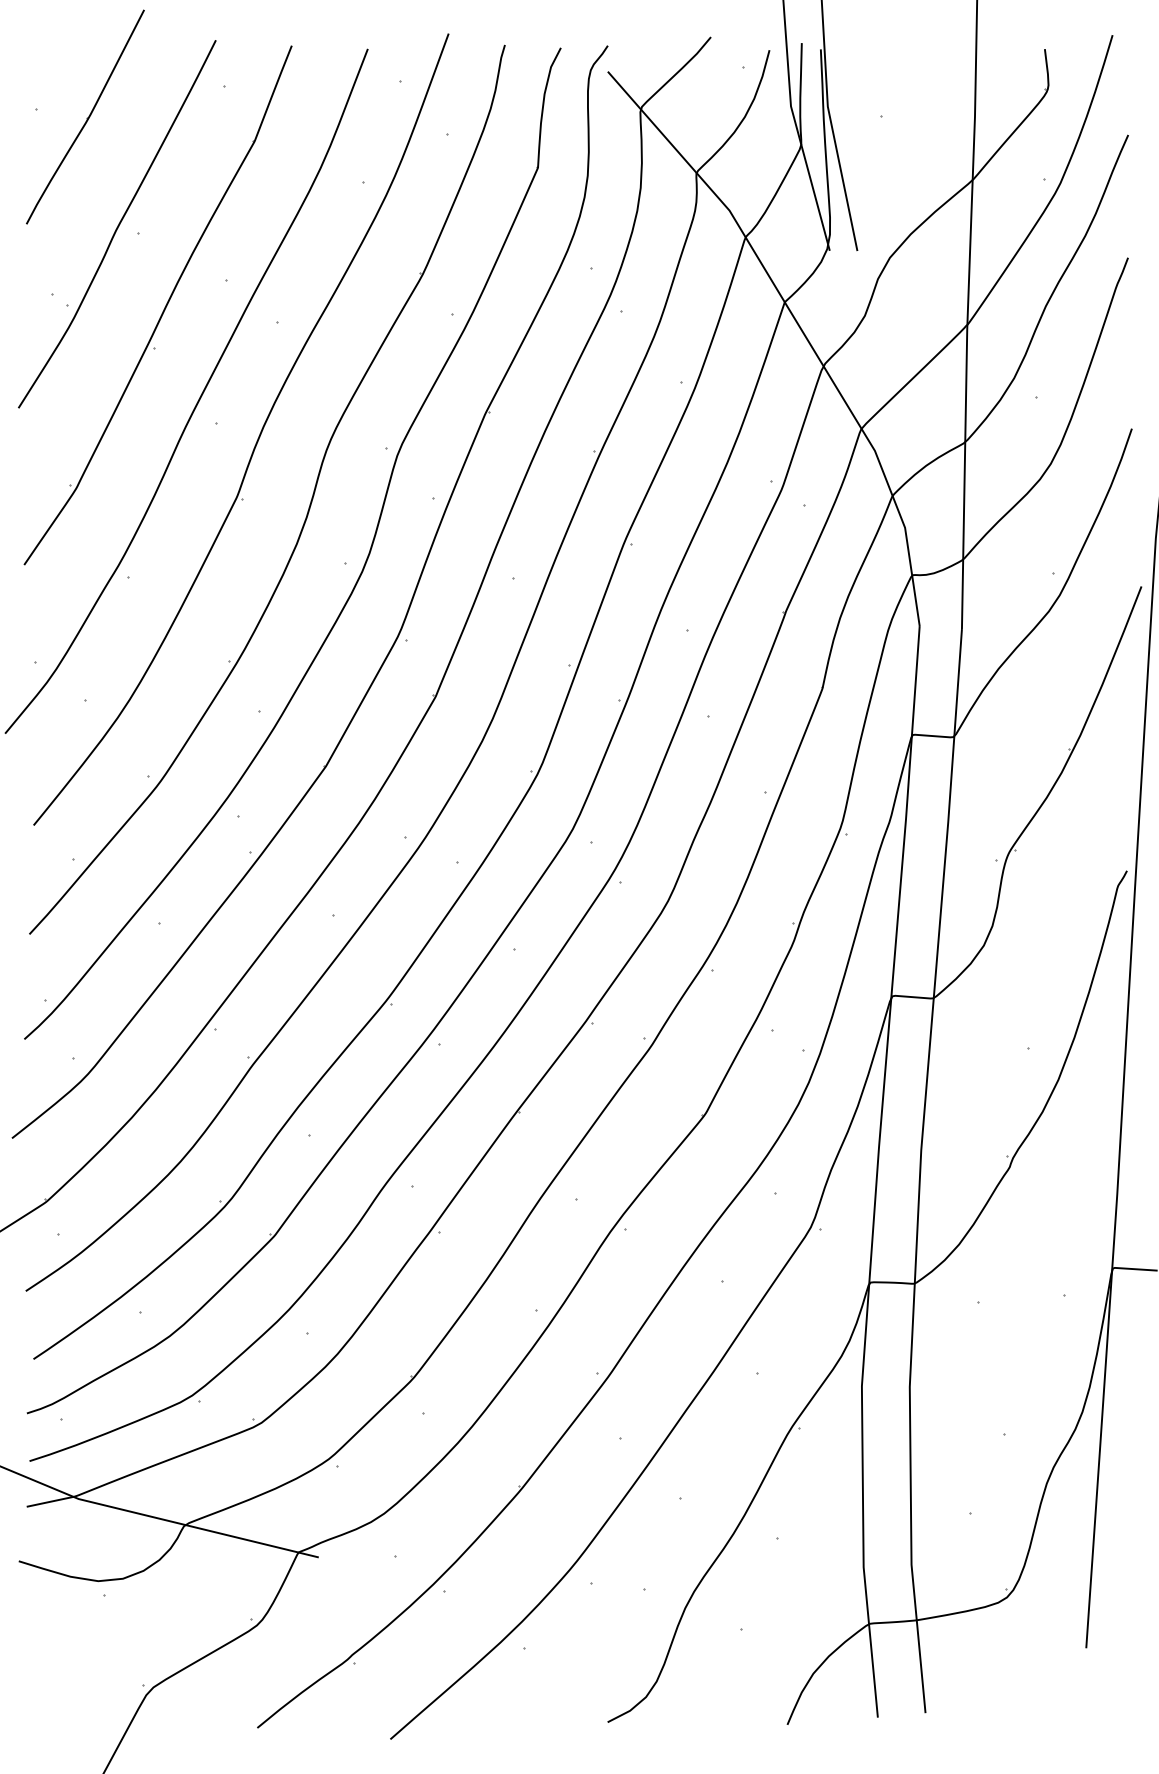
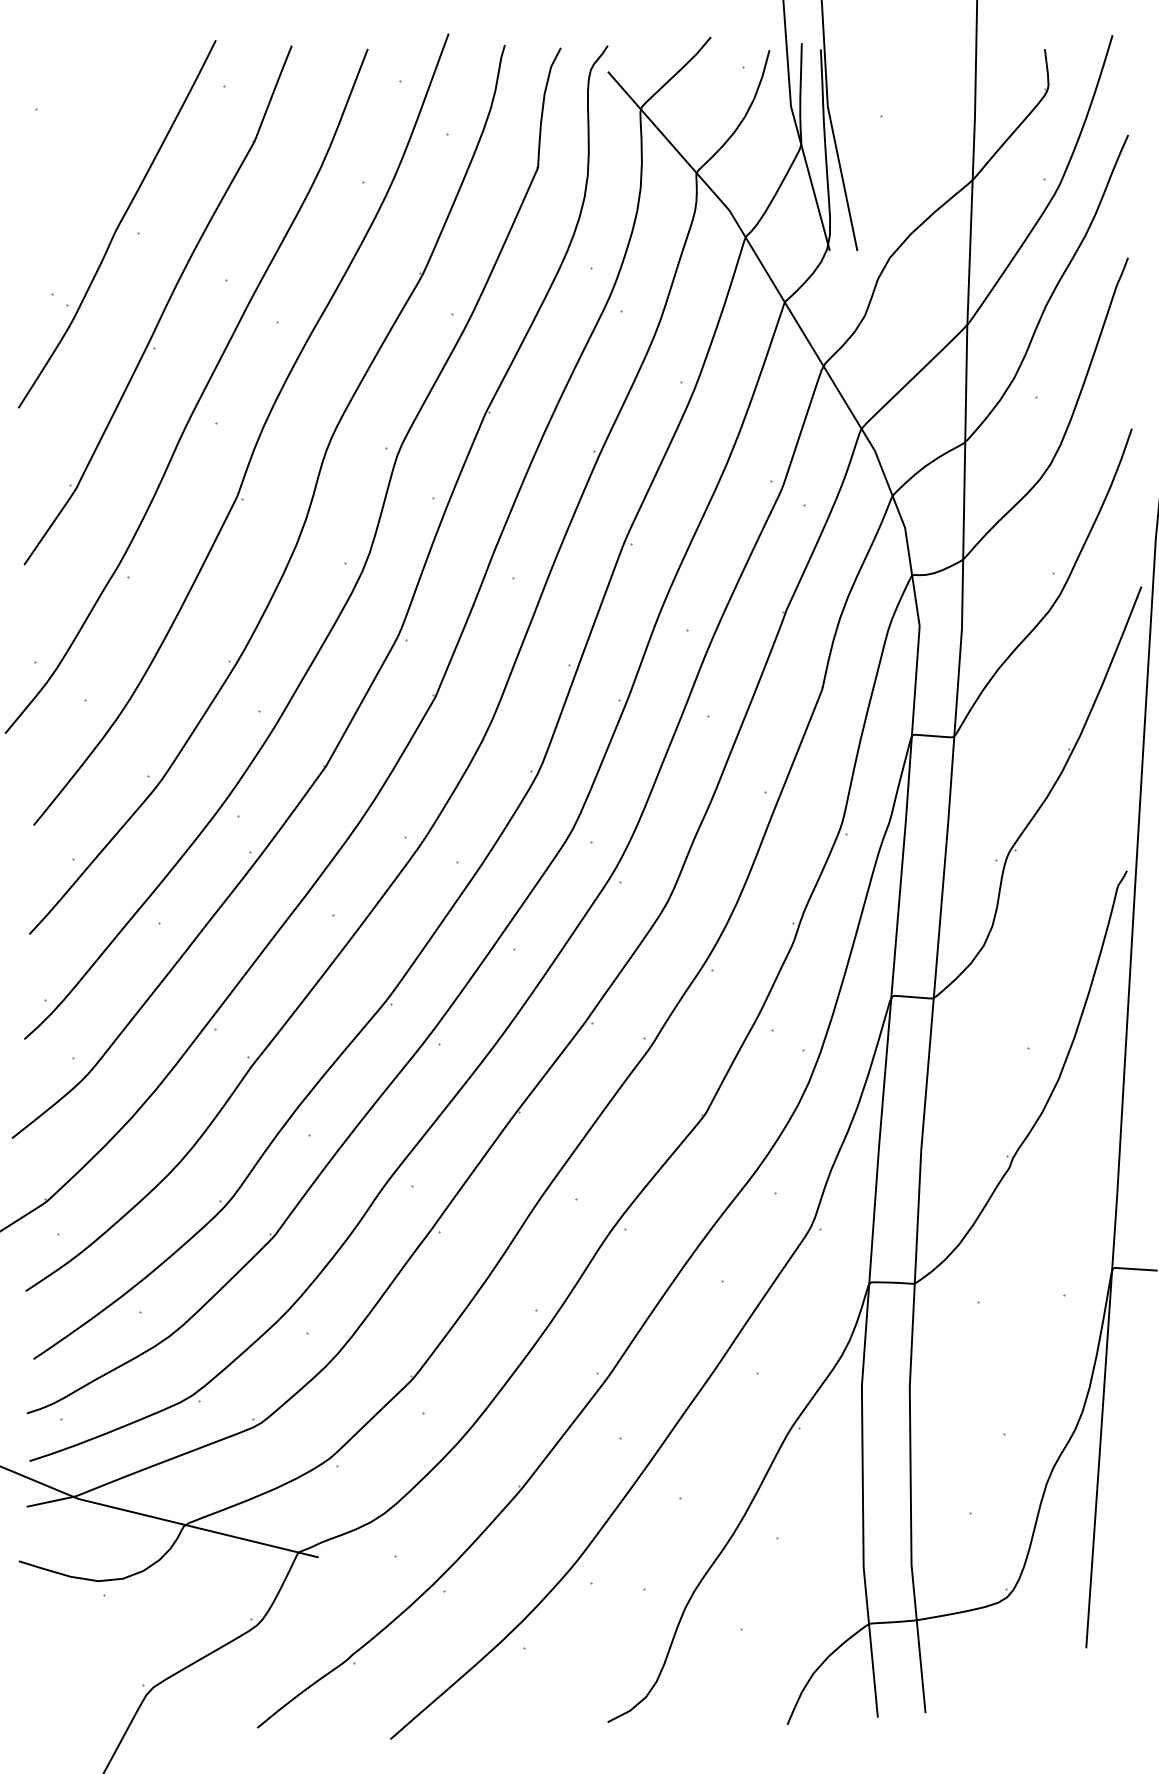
part: present -> none (85, 116)
